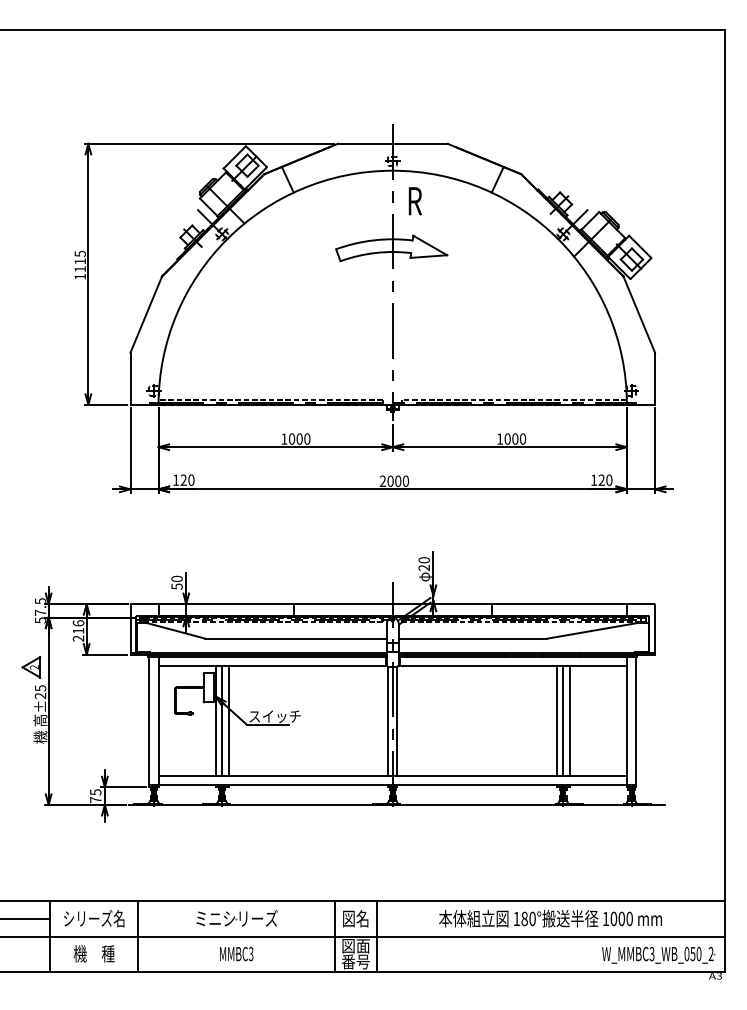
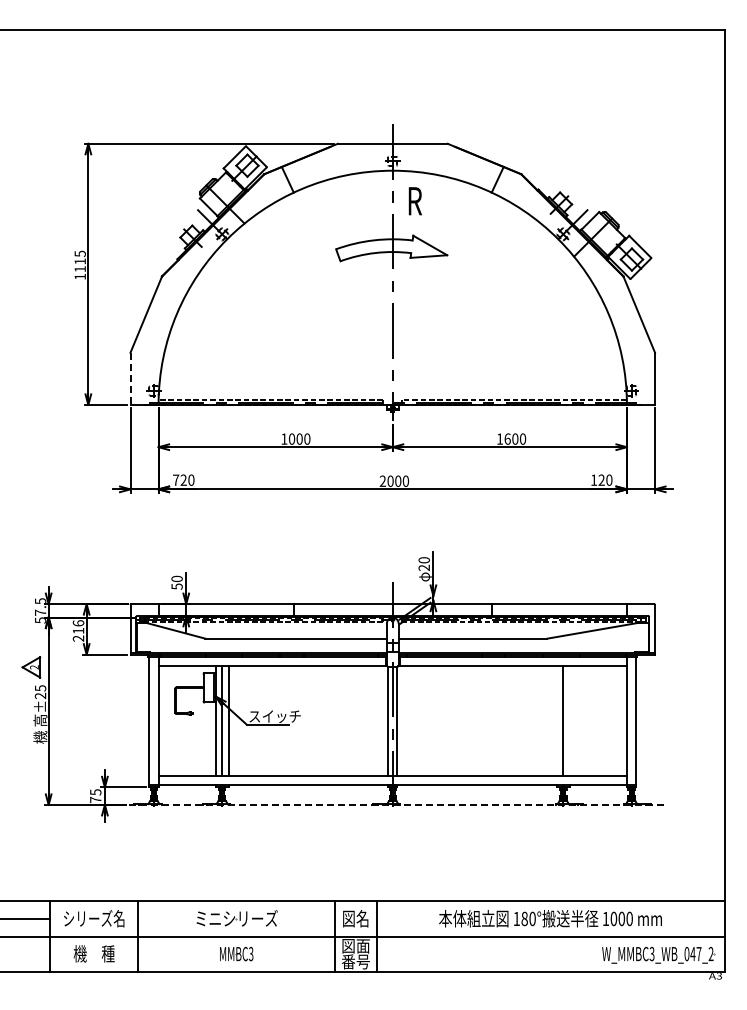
line: solid -> dashed (130, 379)
text: 1000 -> 1600 (507, 438)
text: 120 -> 720 (176, 479)
line: present -> none (556, 720)
line: present -> none (569, 720)
line: solid -> dashed (397, 804)
text: W_MMBC3_WB_050_2 -> W_MMBC3_WB_047_2 (695, 953)
